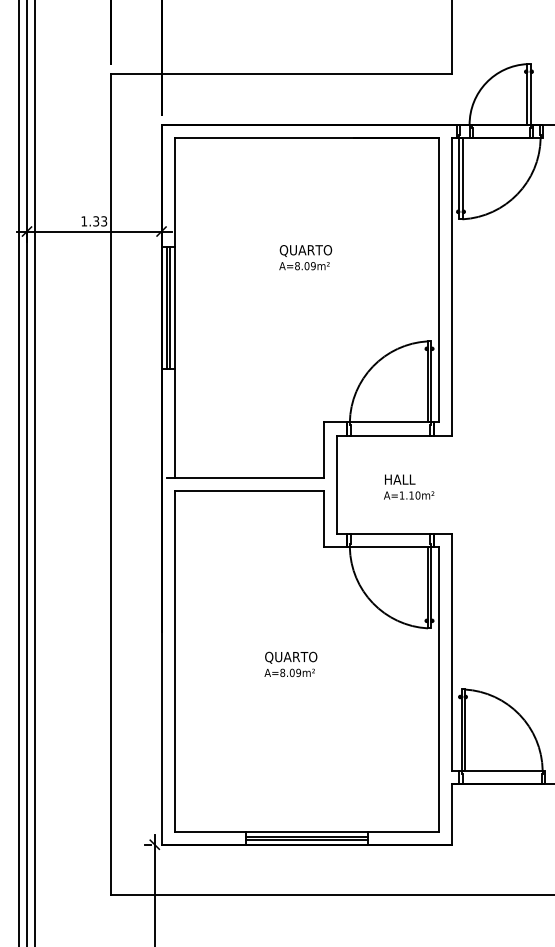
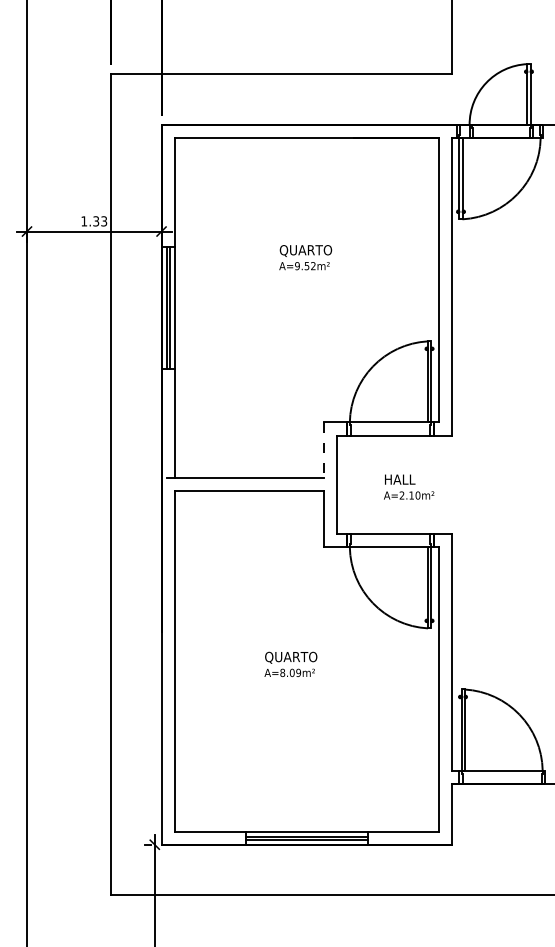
text: A=8.09m² -> A=9.52m² (305, 266)
line: solid -> dashed (323, 450)
line: present -> none (19, 472)
line: present -> none (34, 472)
text: A=1.10m² -> A=2.10m² (401, 495)
